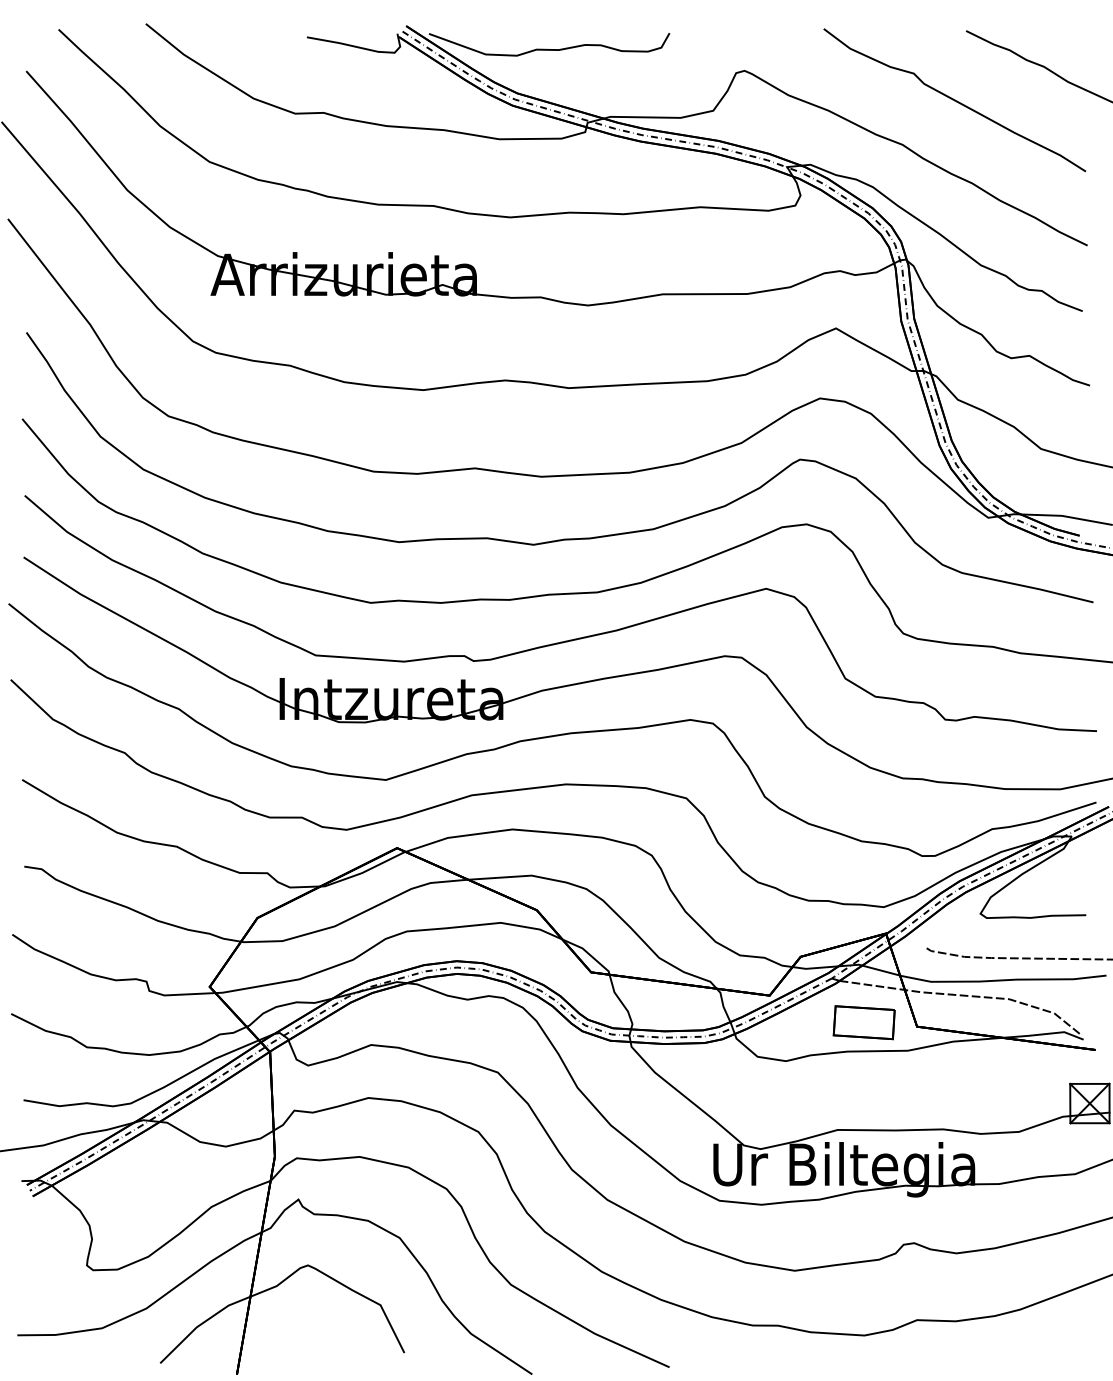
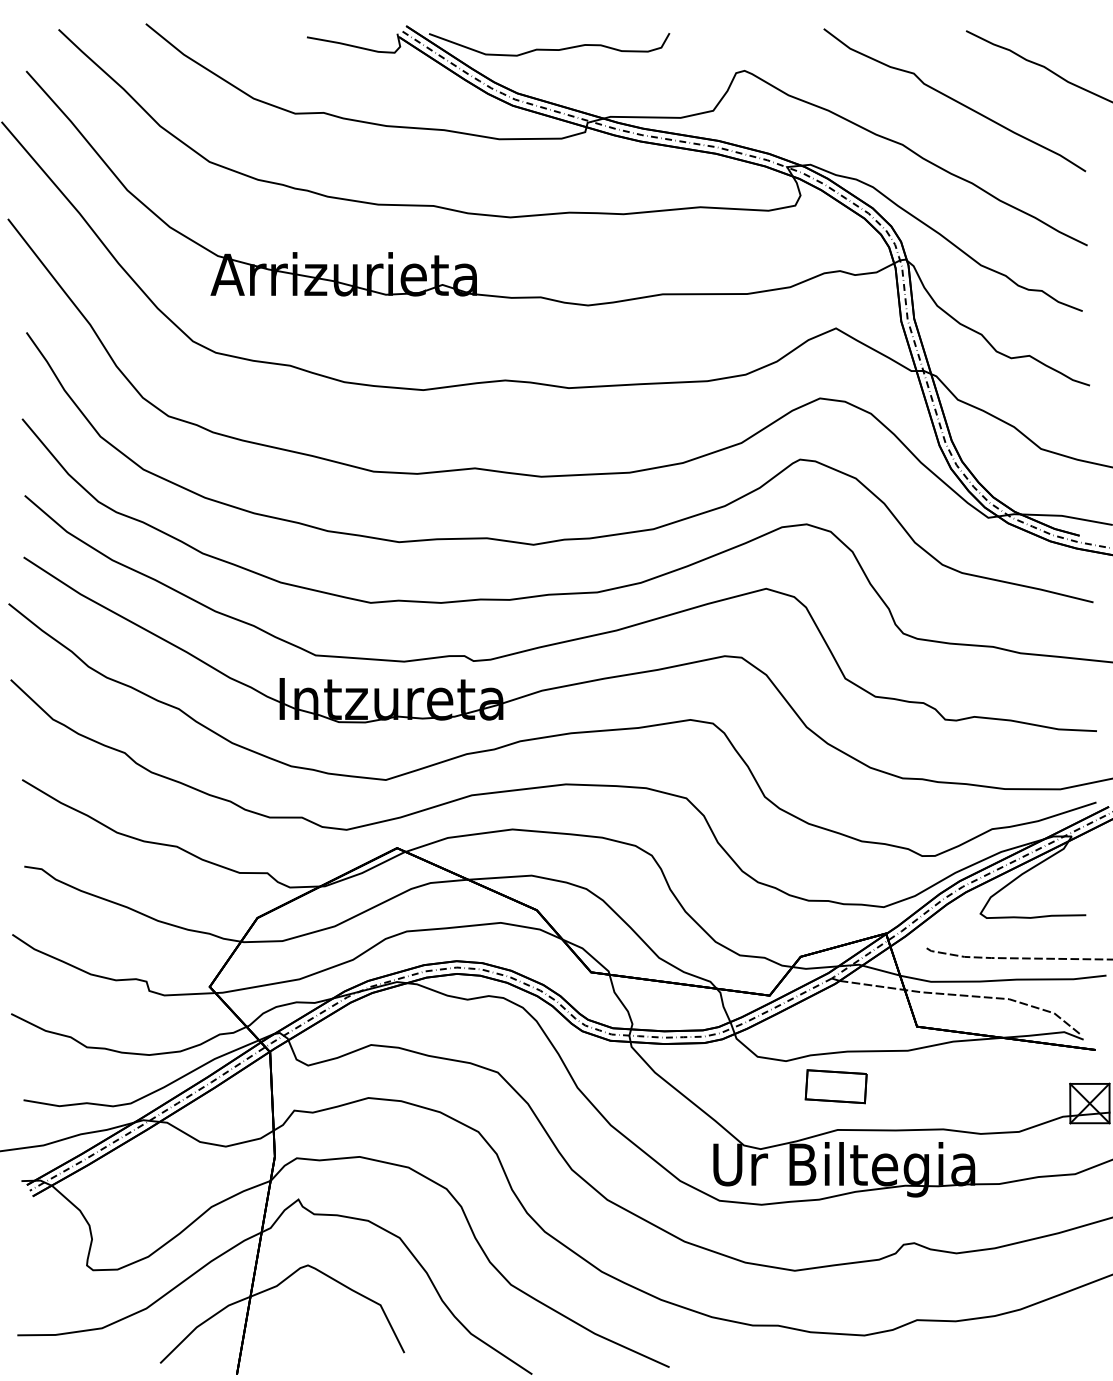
part position: (863, 1022) -> (835, 1086) (835, 1086)
